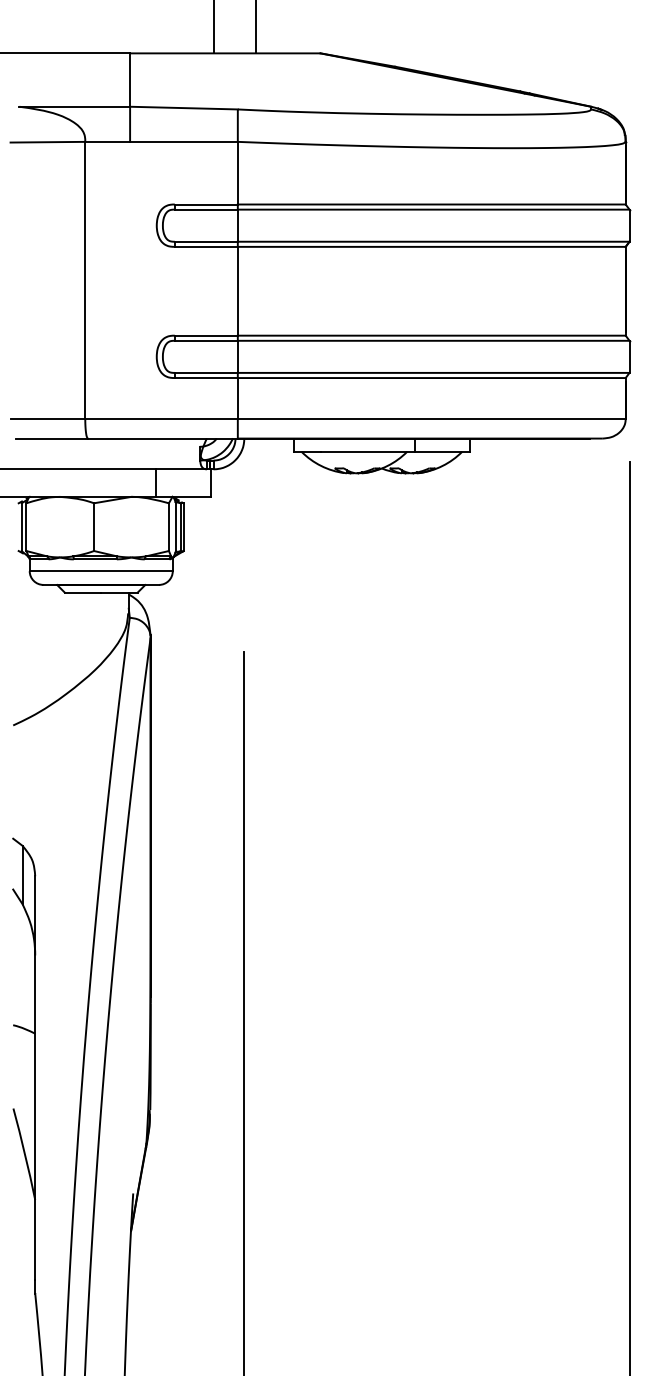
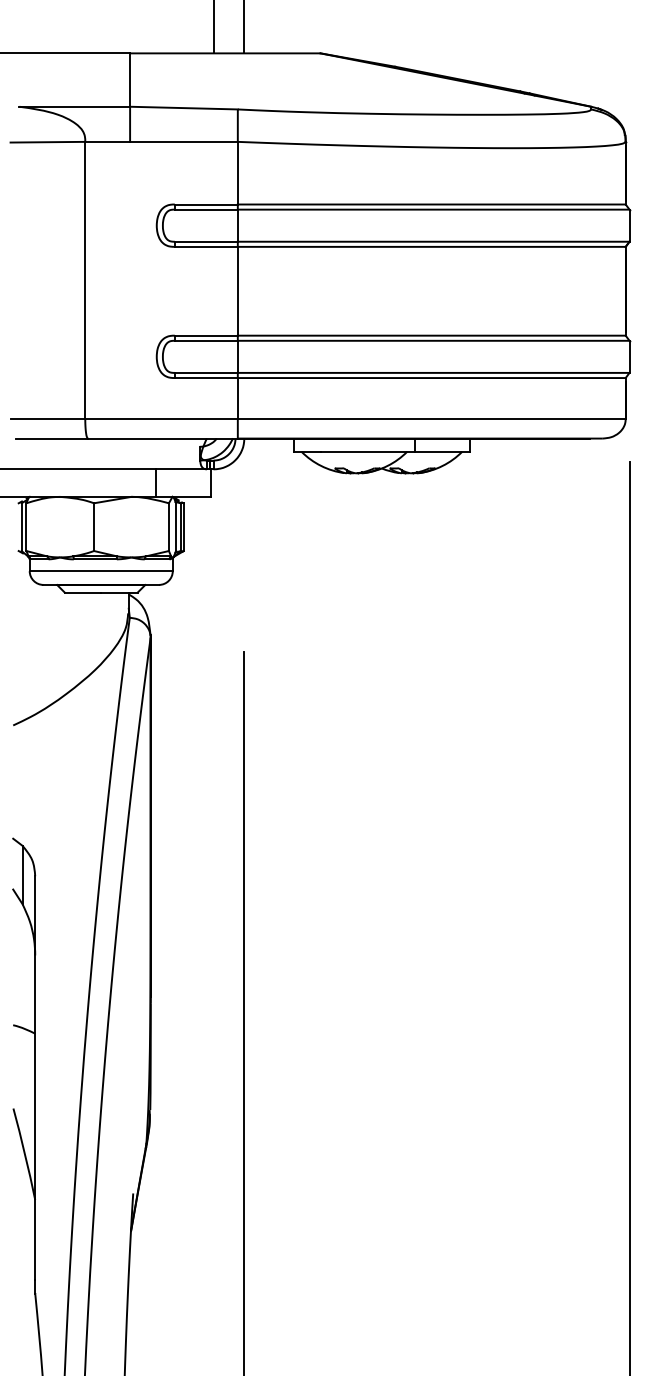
line position: (256, 27) -> (244, 27) (244, 27)
